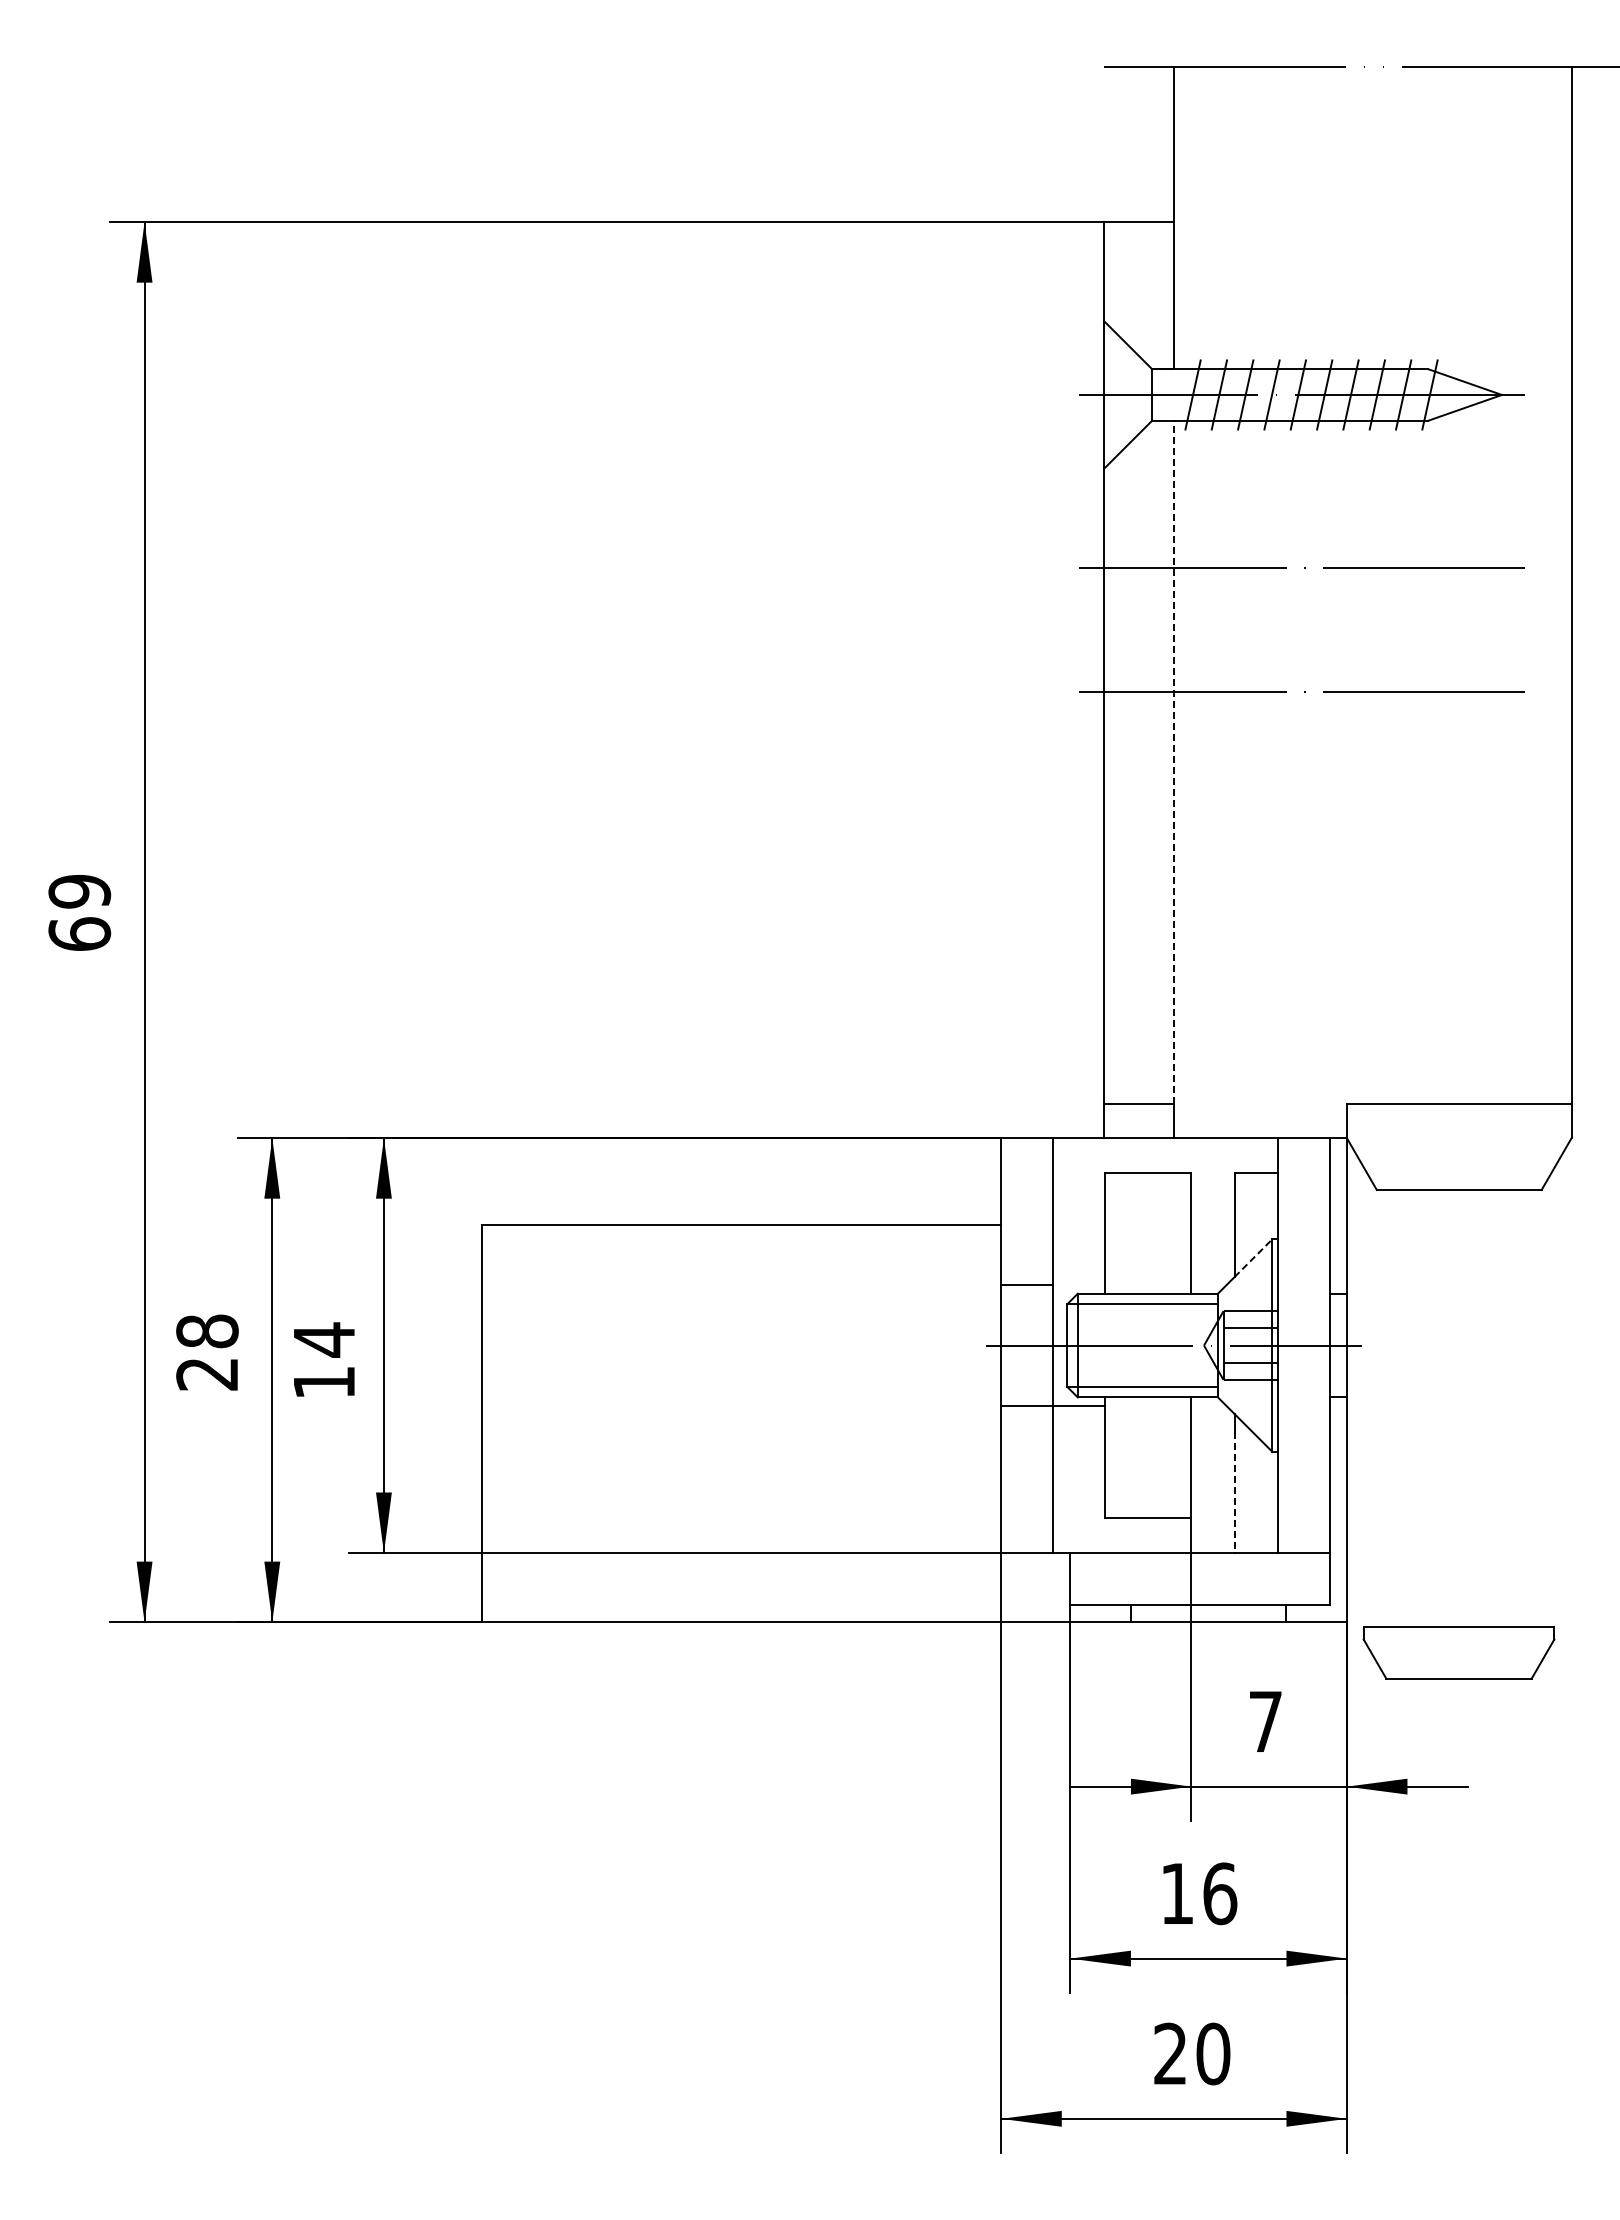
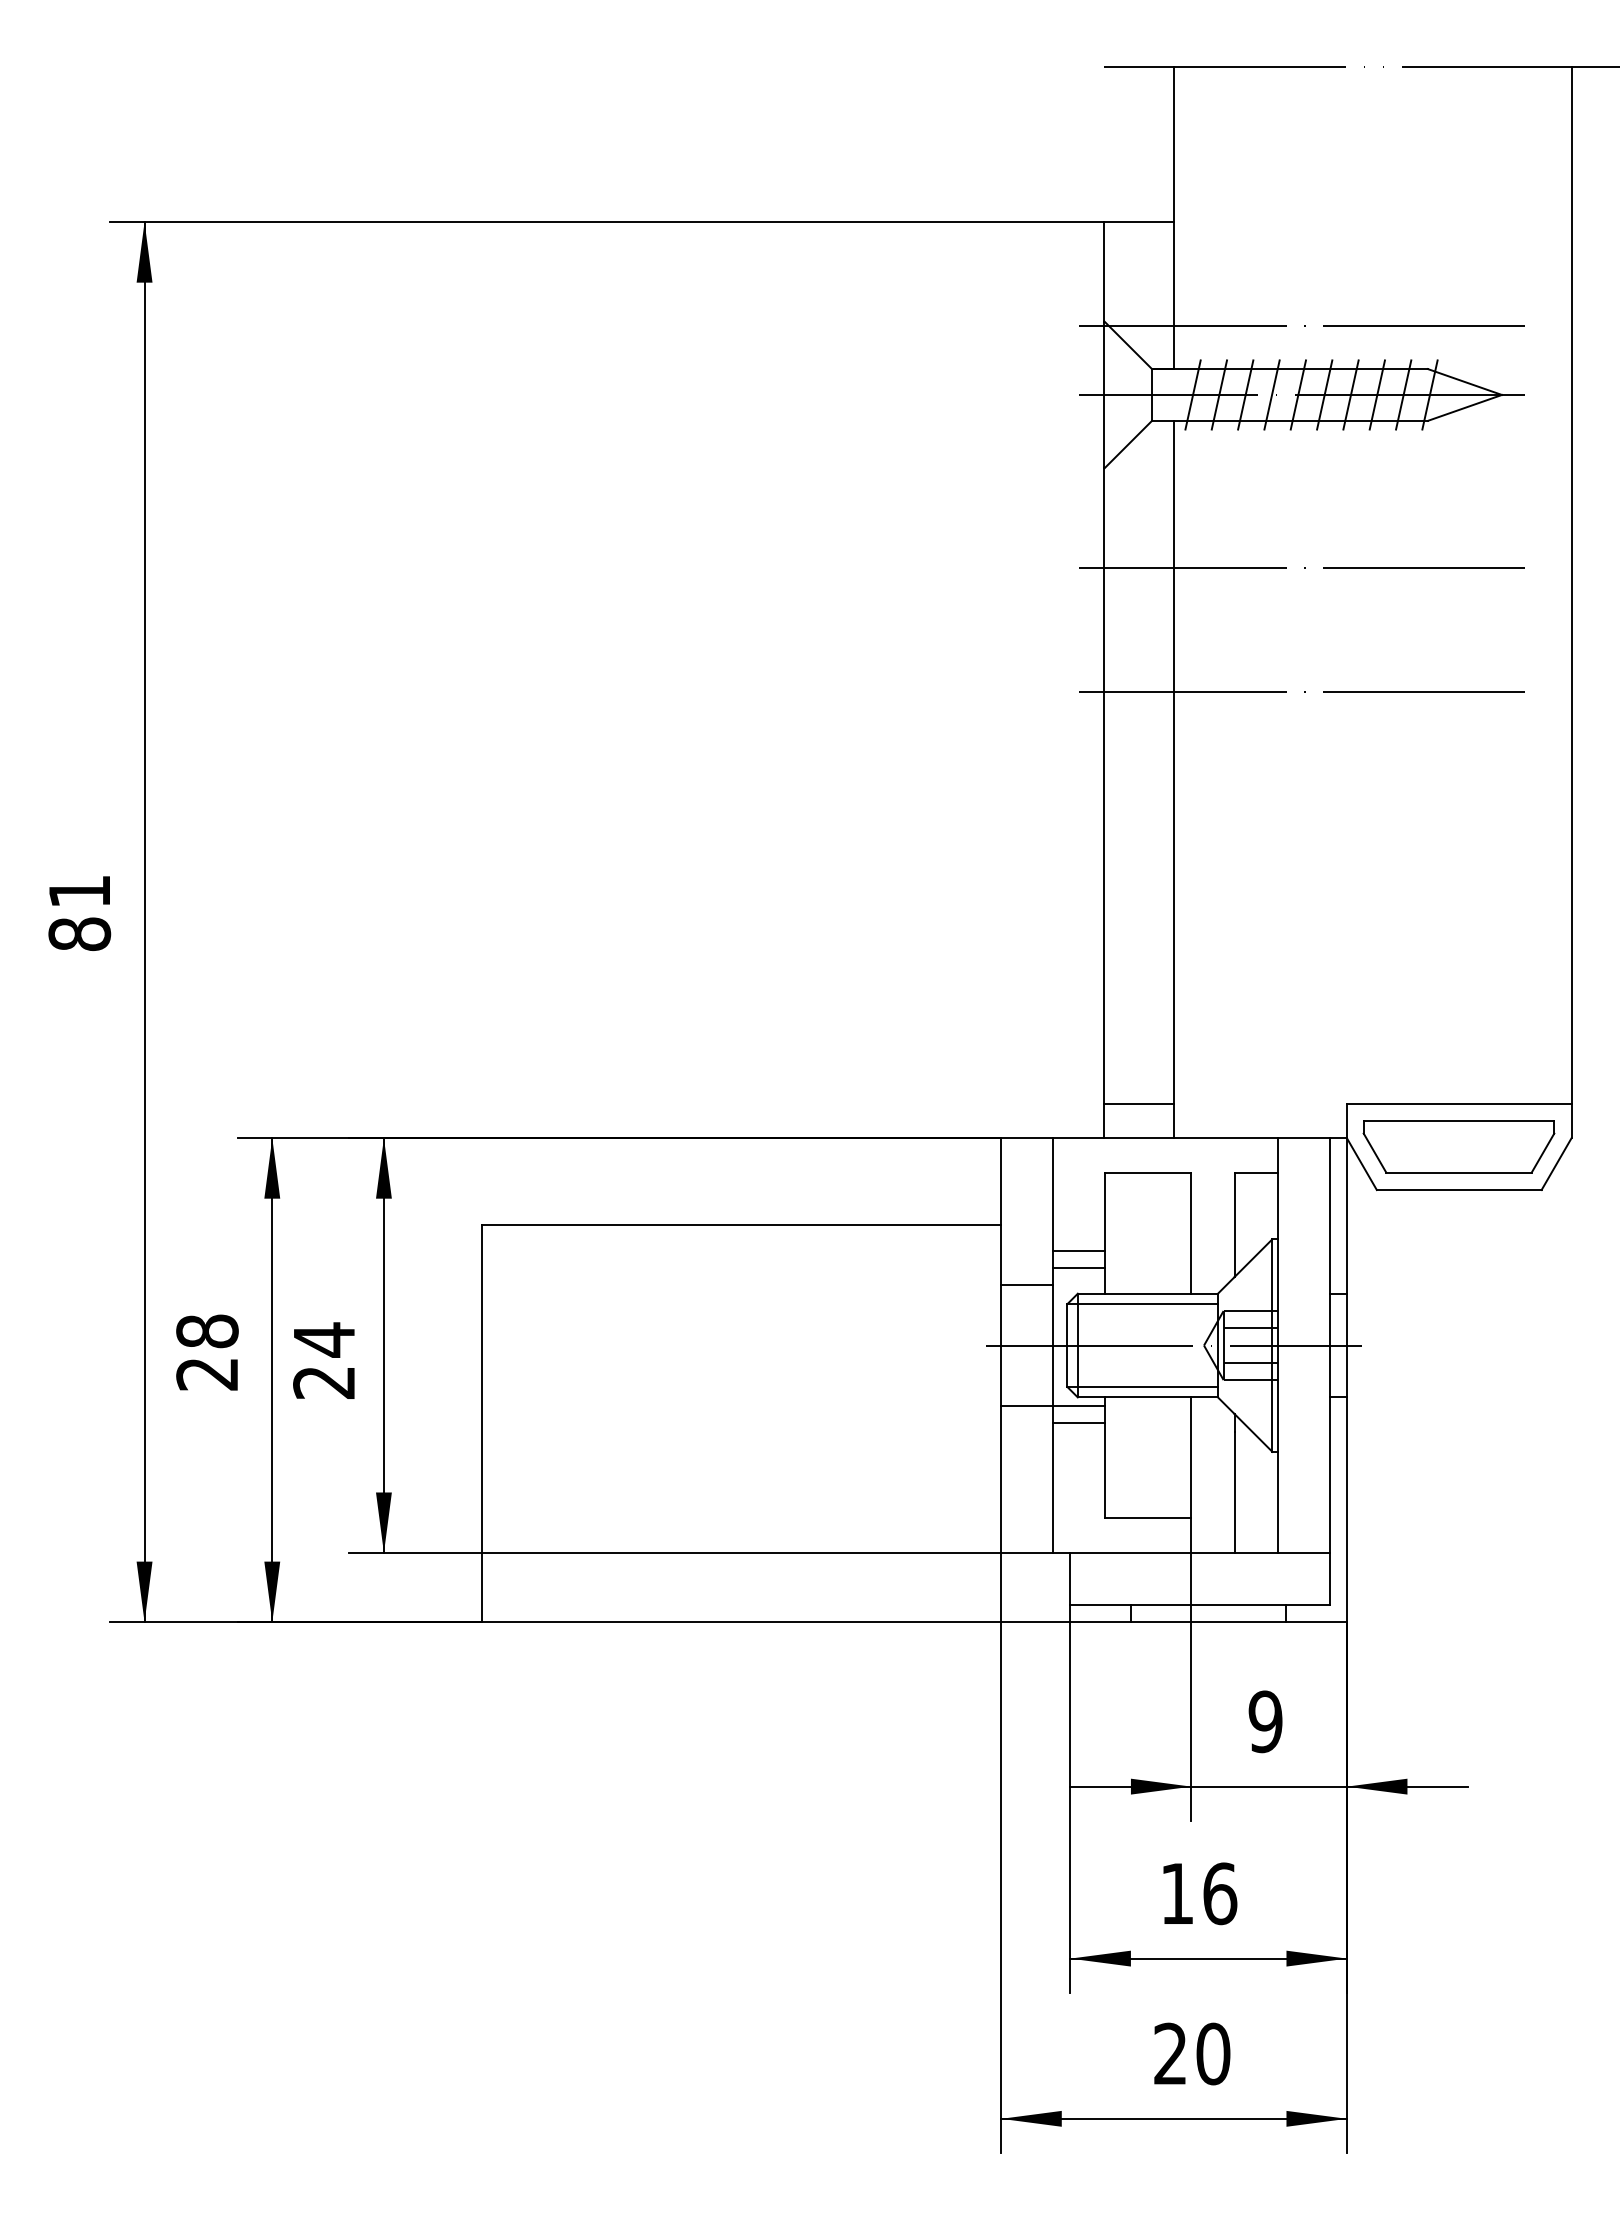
line: none -> present (1301, 325)
line: dashed -> solid (1173, 761)
text: 69 -> 81 (79, 912)
line: none -> present (1078, 1250)
line: dashed -> solid (1253, 1258)
line: none -> present (1078, 1267)
text: 14 -> 24 (323, 1382)
line: none -> present (1078, 1423)
line: dashed -> solid (1234, 1492)
part position: (1458, 1652) -> (1458, 1146) (1458, 1146)
text: 7 -> 9 (1265, 1721)
